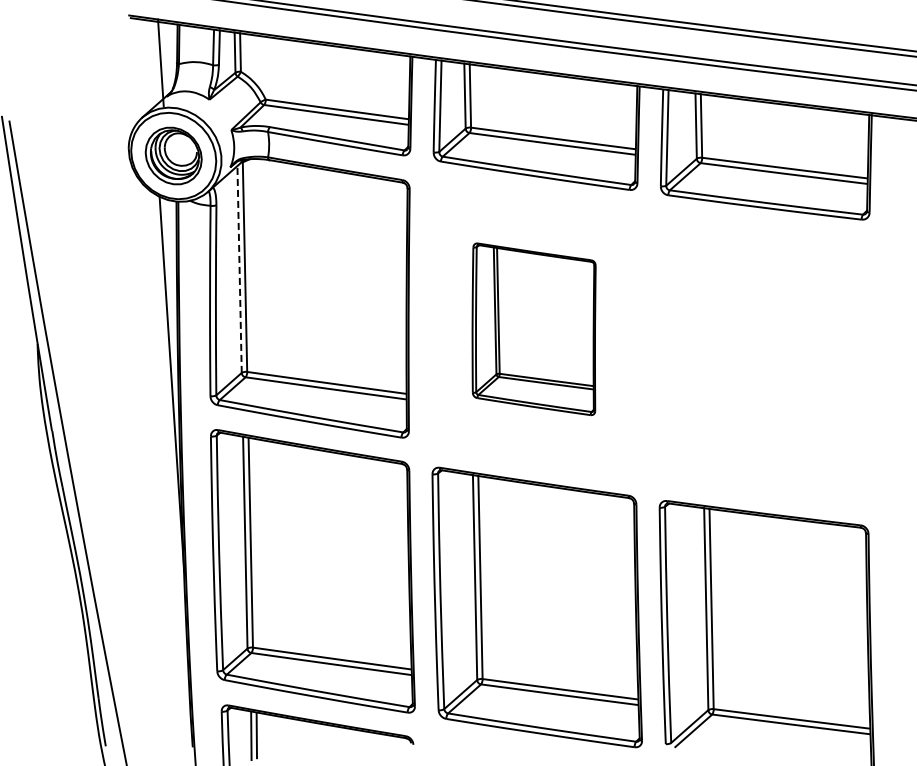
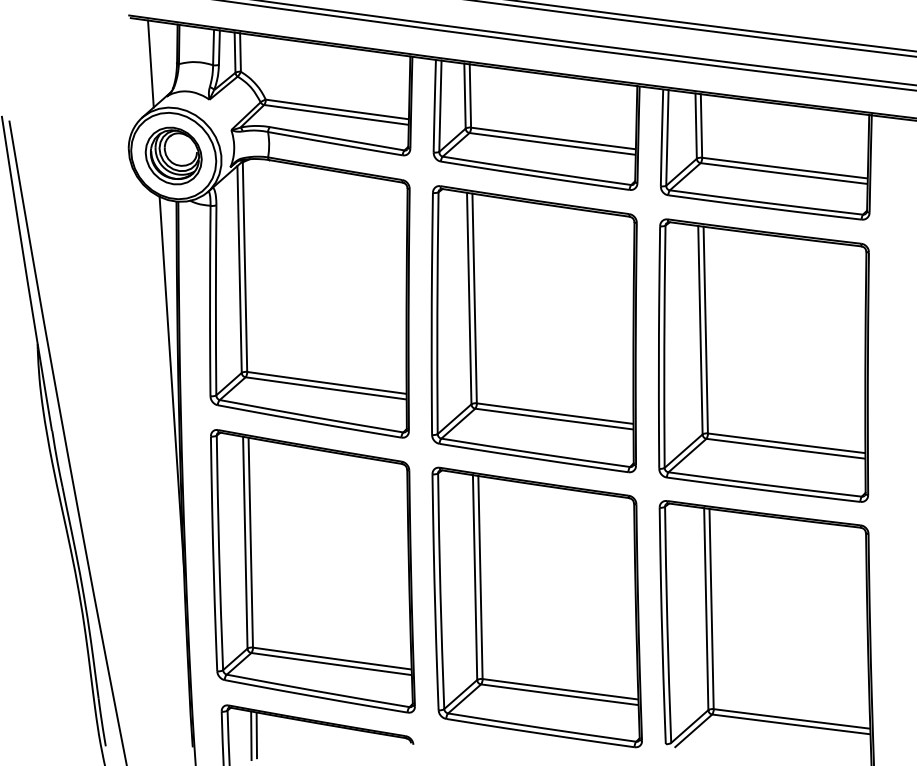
line position: (160, 62) -> (150, 63) (150, 63)
line: dashed -> solid (239, 268)
part size: 126x175 px -> 208x289 px (533, 329)
part: none -> present (763, 360)
